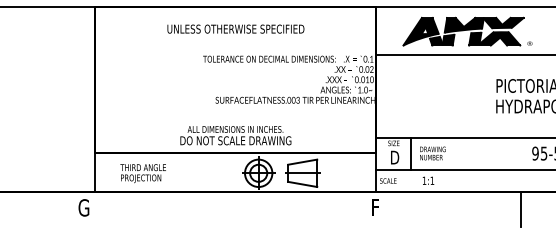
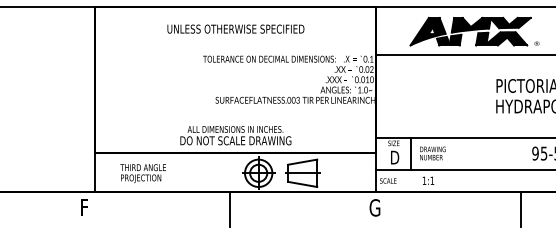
part position: (467, 31) -> (474, 31) (474, 31)
text: G -> F (83, 207)
text: F -> G (374, 207)
line: none -> present (229, 209)
